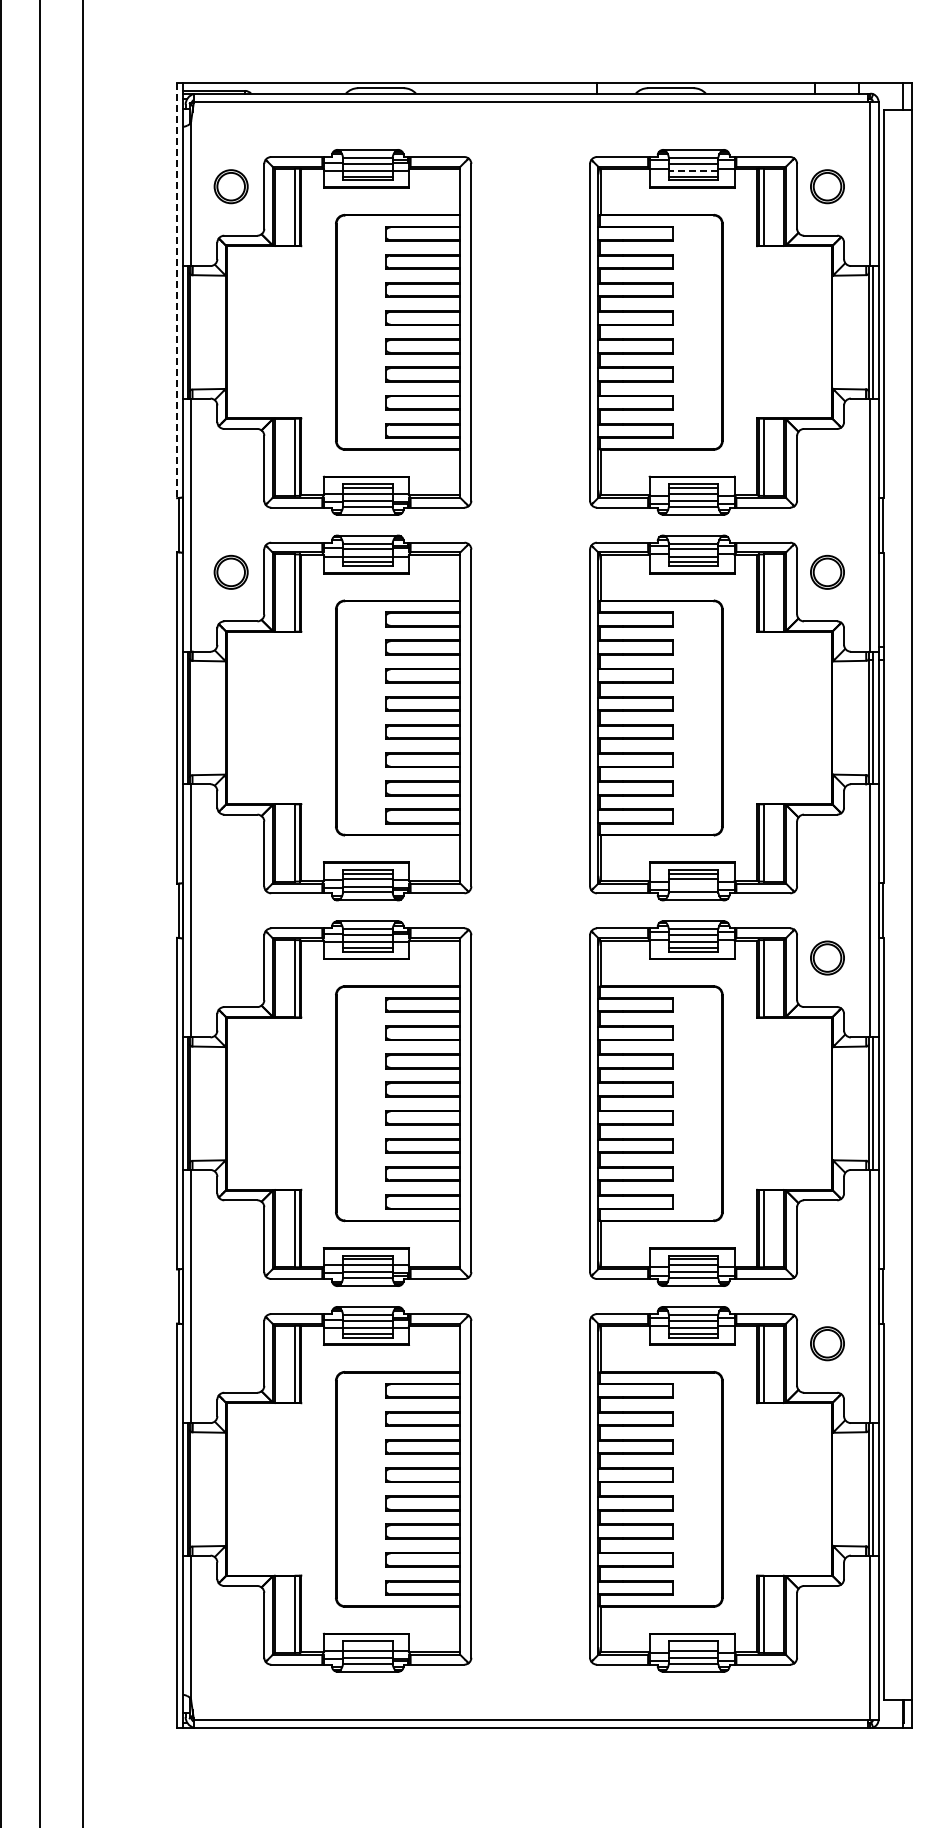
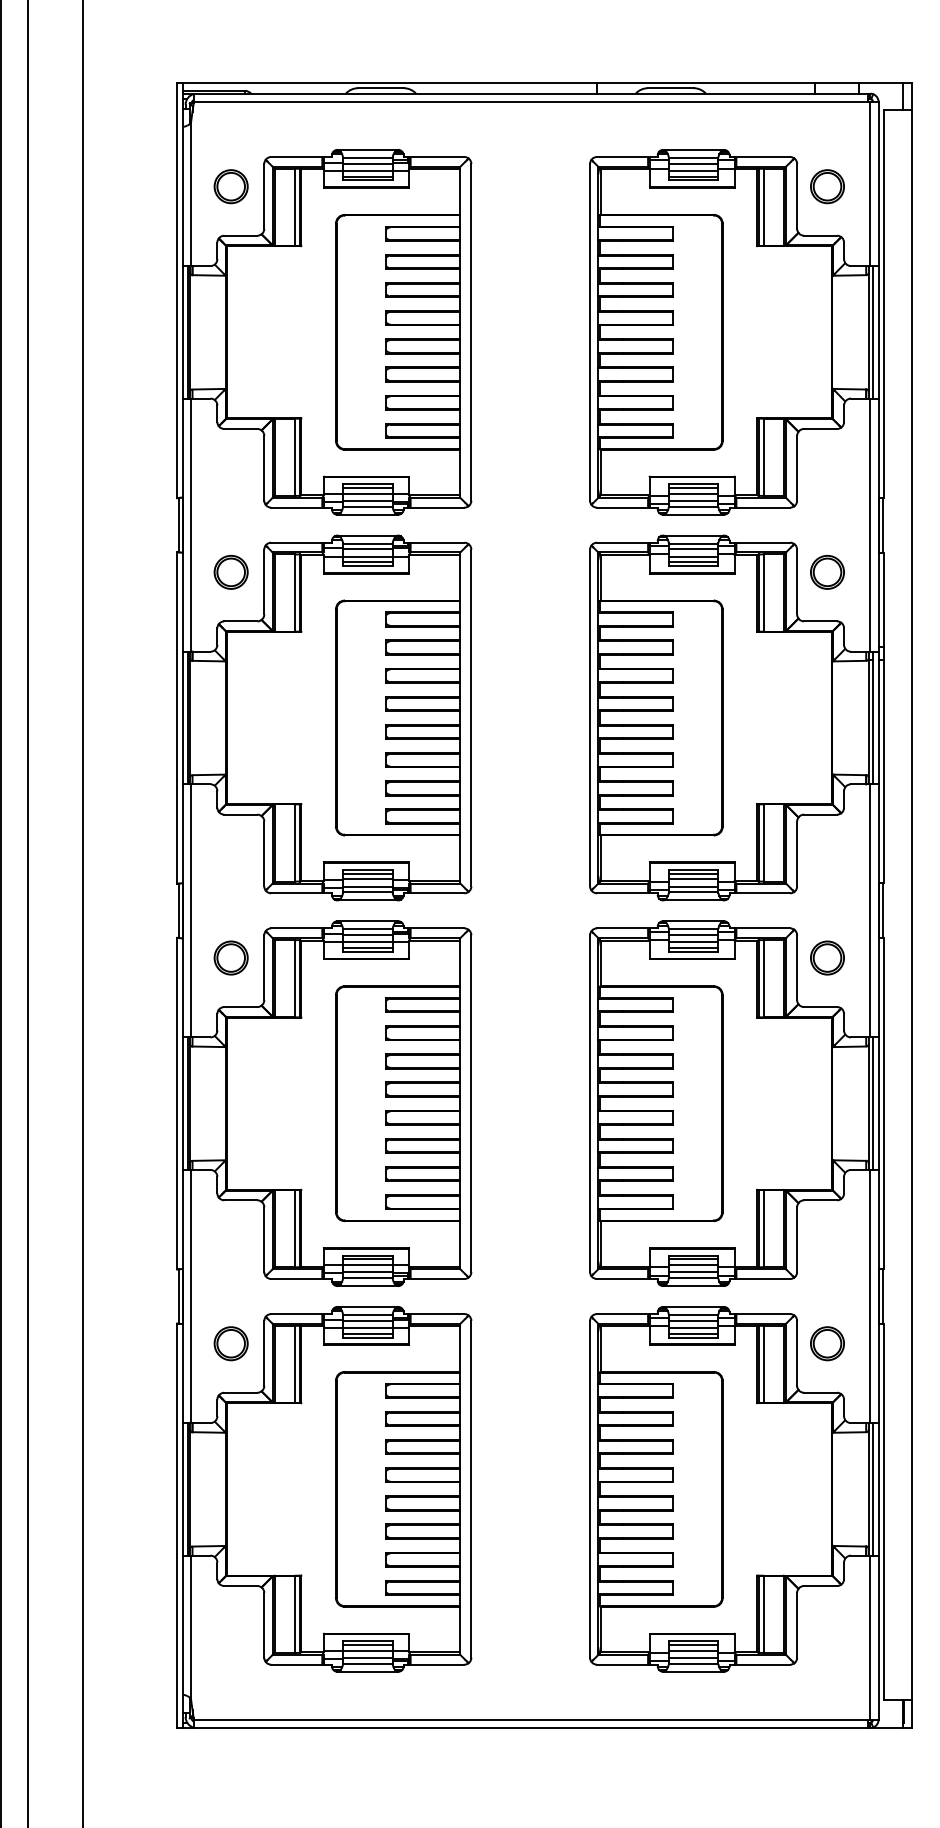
line: dashed -> solid (693, 170)
line: dashed -> solid (177, 290)
line: none -> present (693, 886)
line position: (40, 913) -> (28, 913) (28, 913)
part: none -> present (230, 957)
part: none -> present (230, 1343)
line: none -> present (367, 1645)
line: none -> present (693, 1645)
